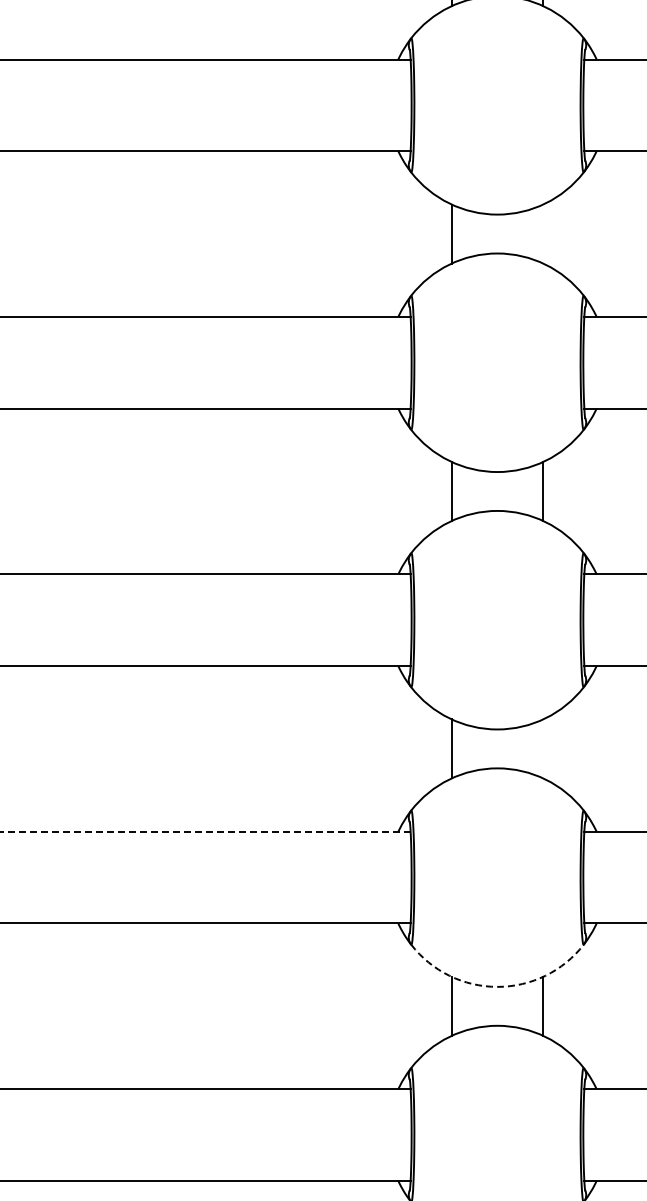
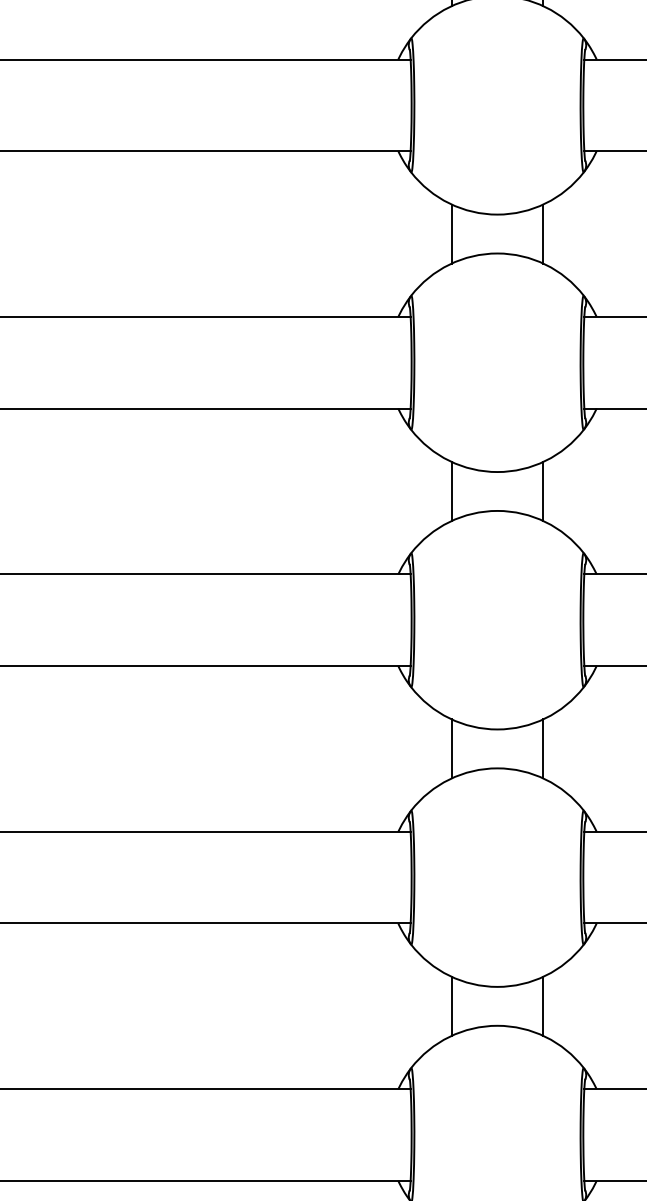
line: none -> present (543, 233)
line: none -> present (543, 748)
line: dashed -> solid (205, 831)
arc: dashed -> solid (497, 986)
